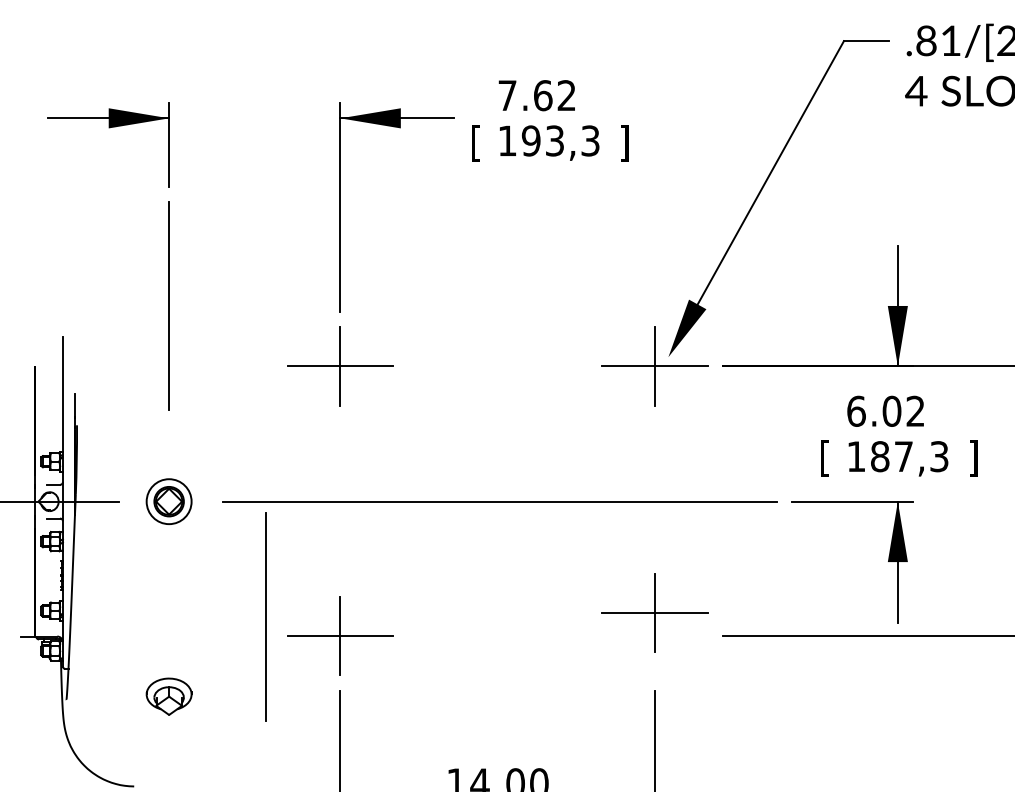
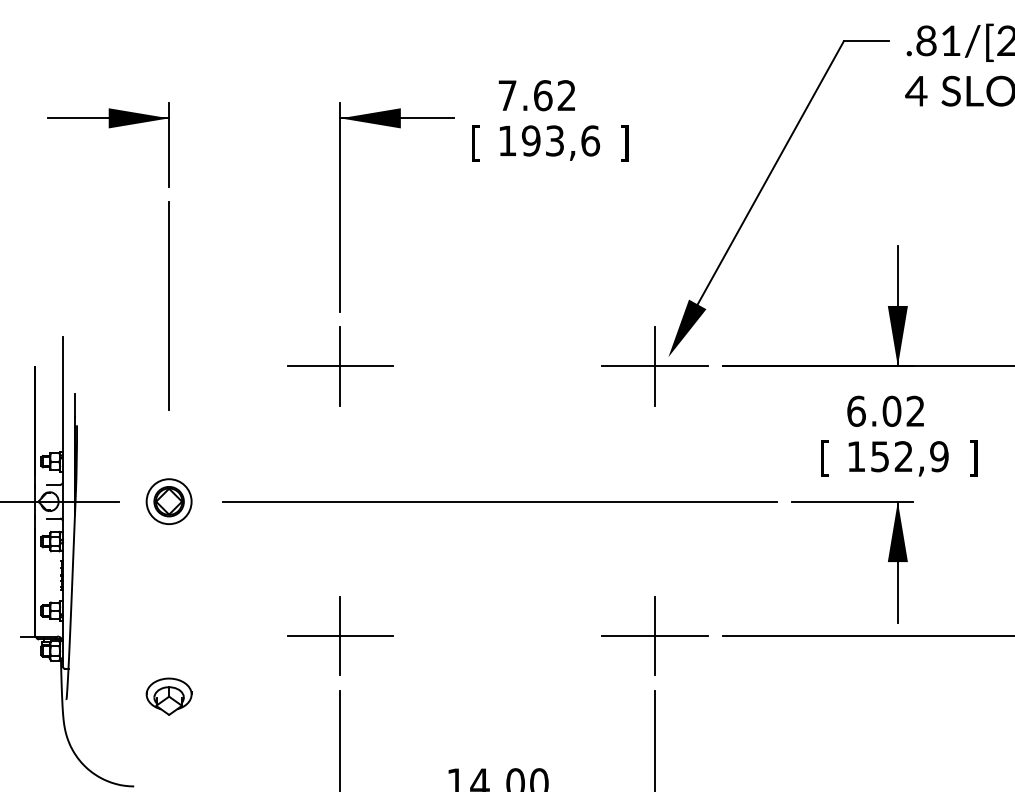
text: 193,3 -> 193,6 (590, 140)
text: 187,3 -> 152,9 (909, 456)
part position: (654, 612) -> (654, 635) (654, 635)
line: present -> none (265, 616)
